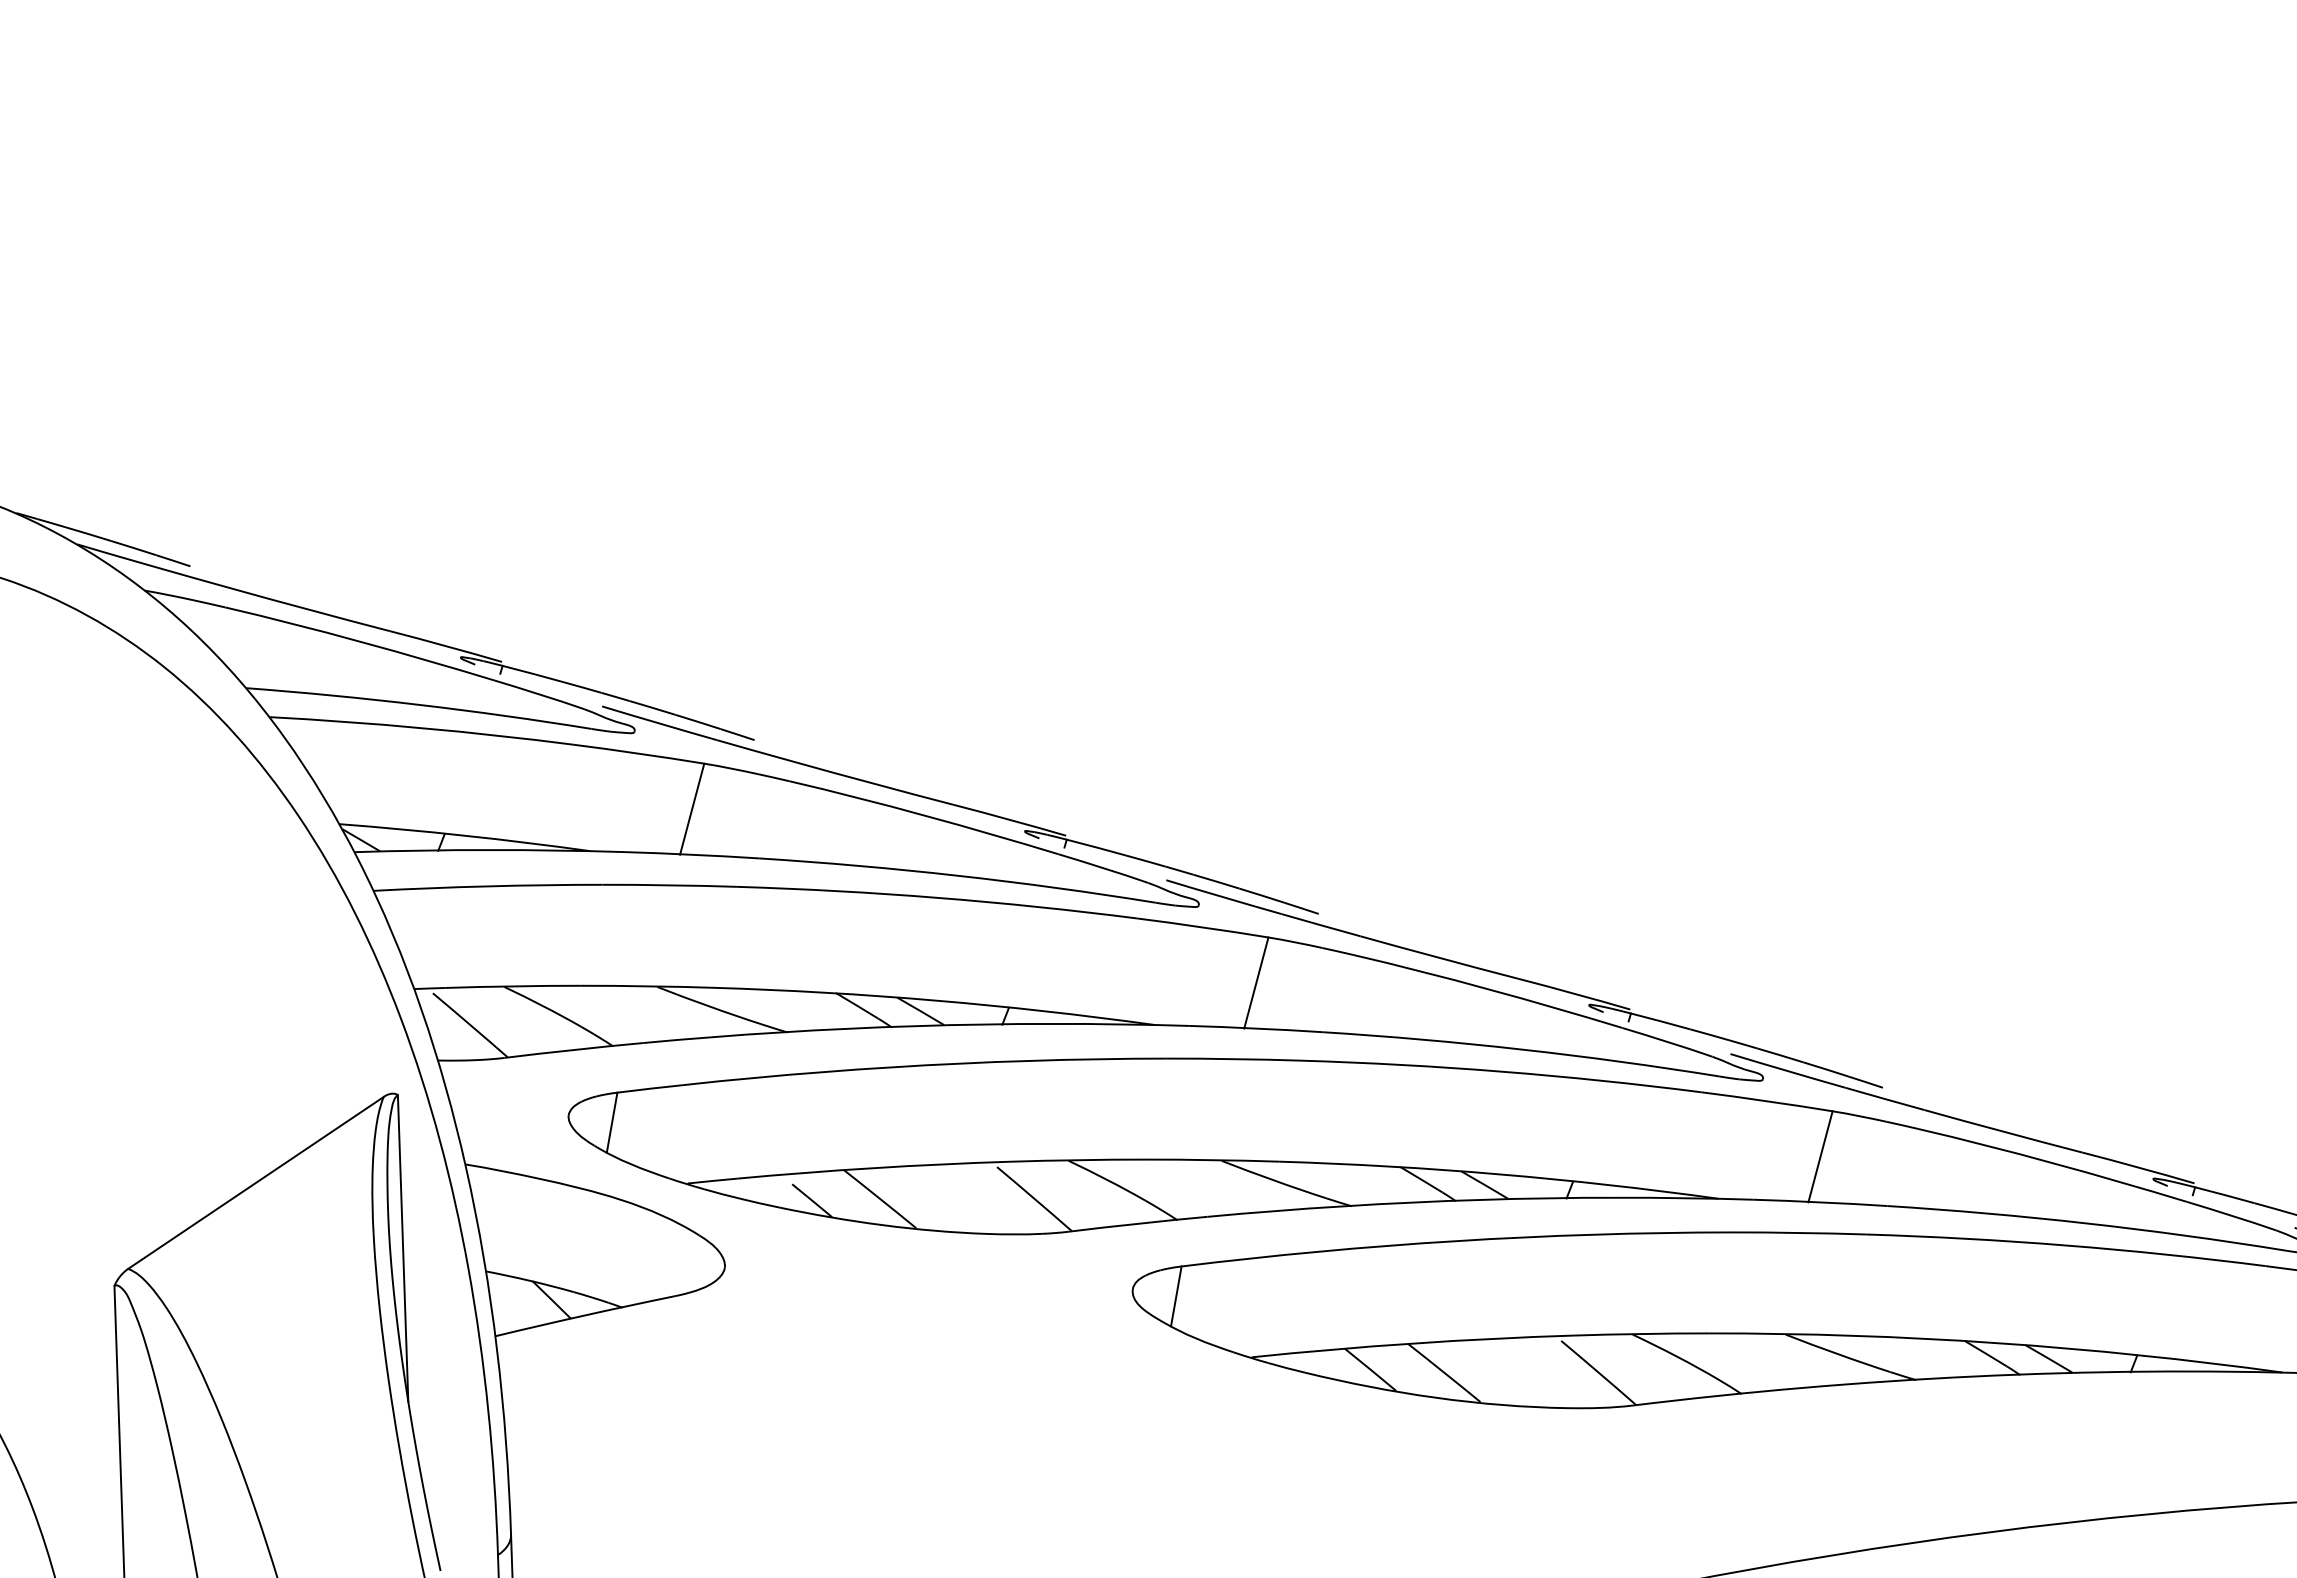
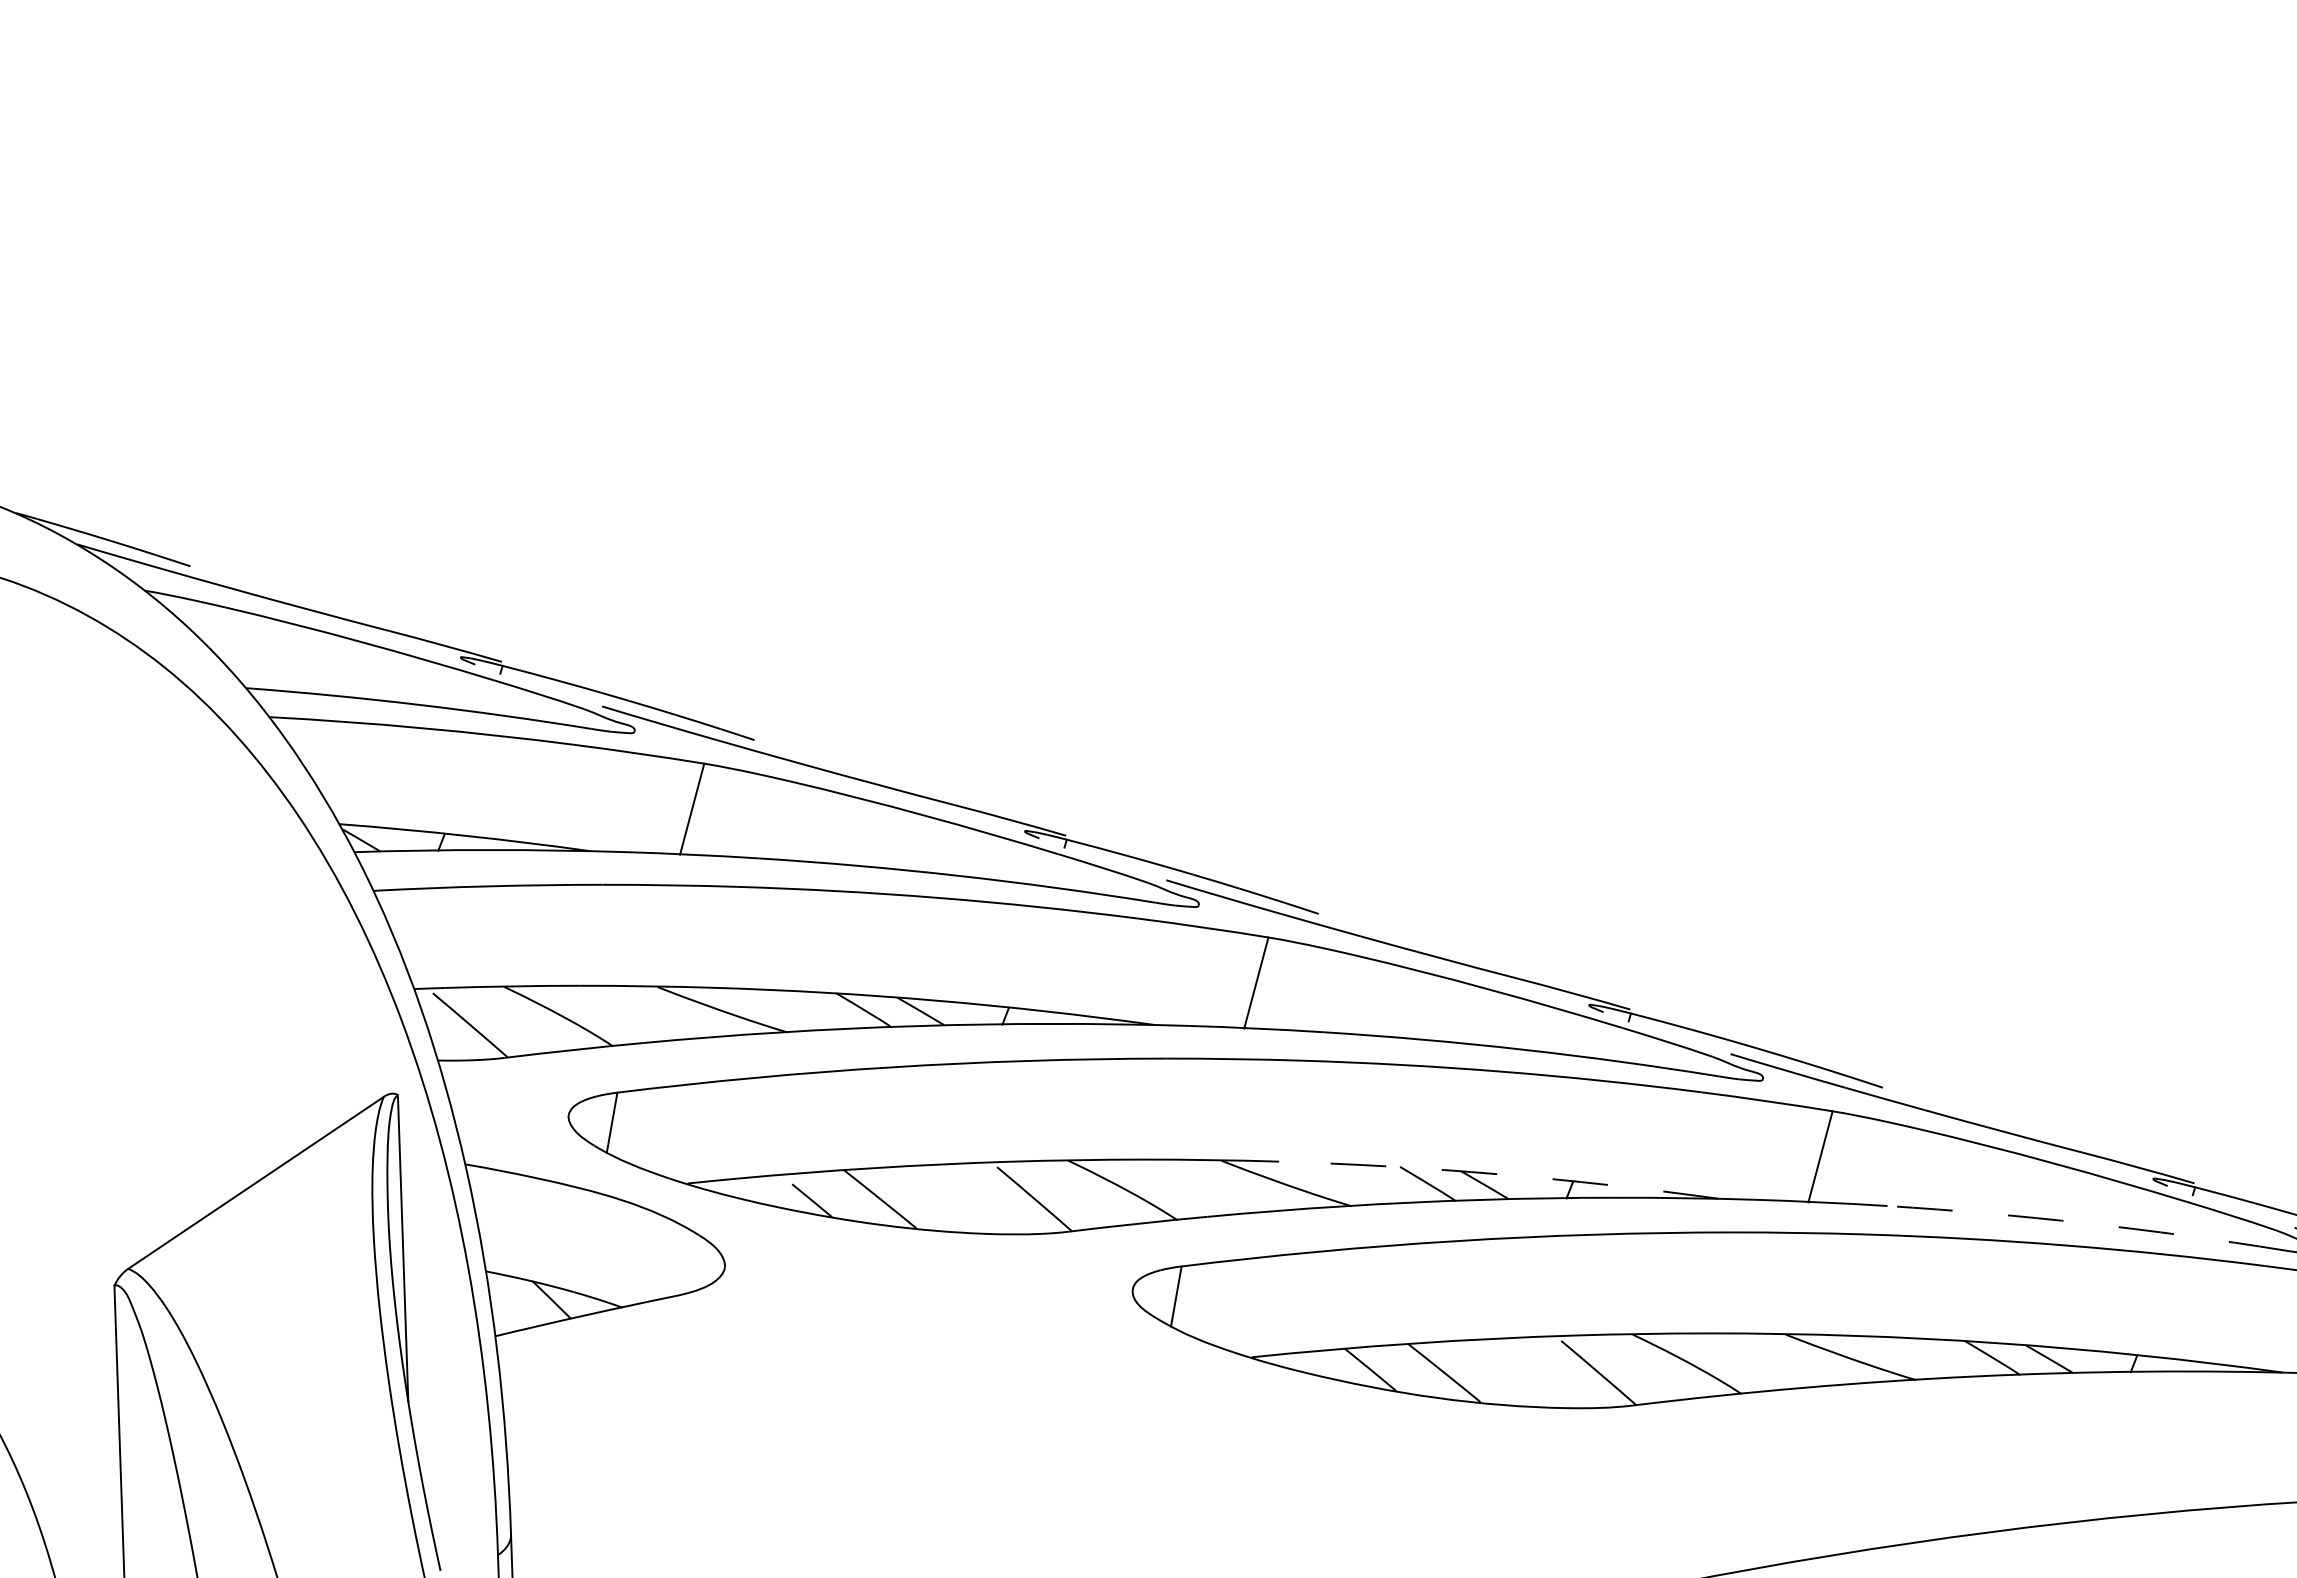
arc: solid -> dashed (1499, 1174)
arc: solid -> dashed (2086, 1223)
